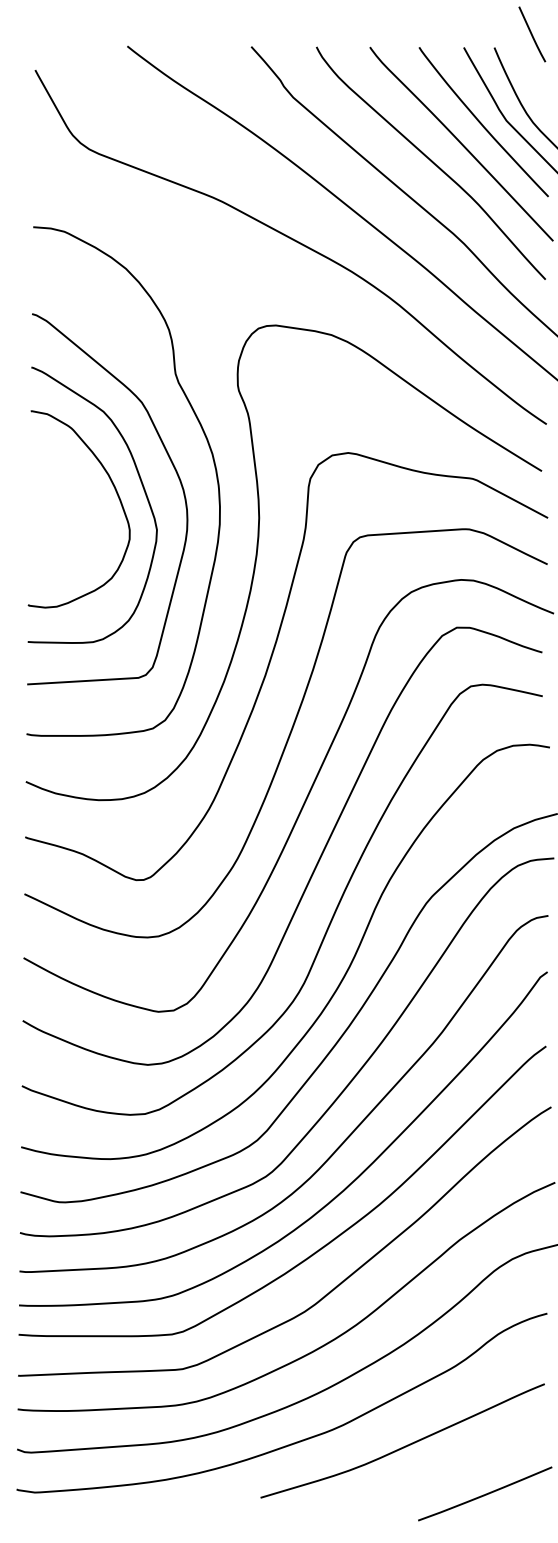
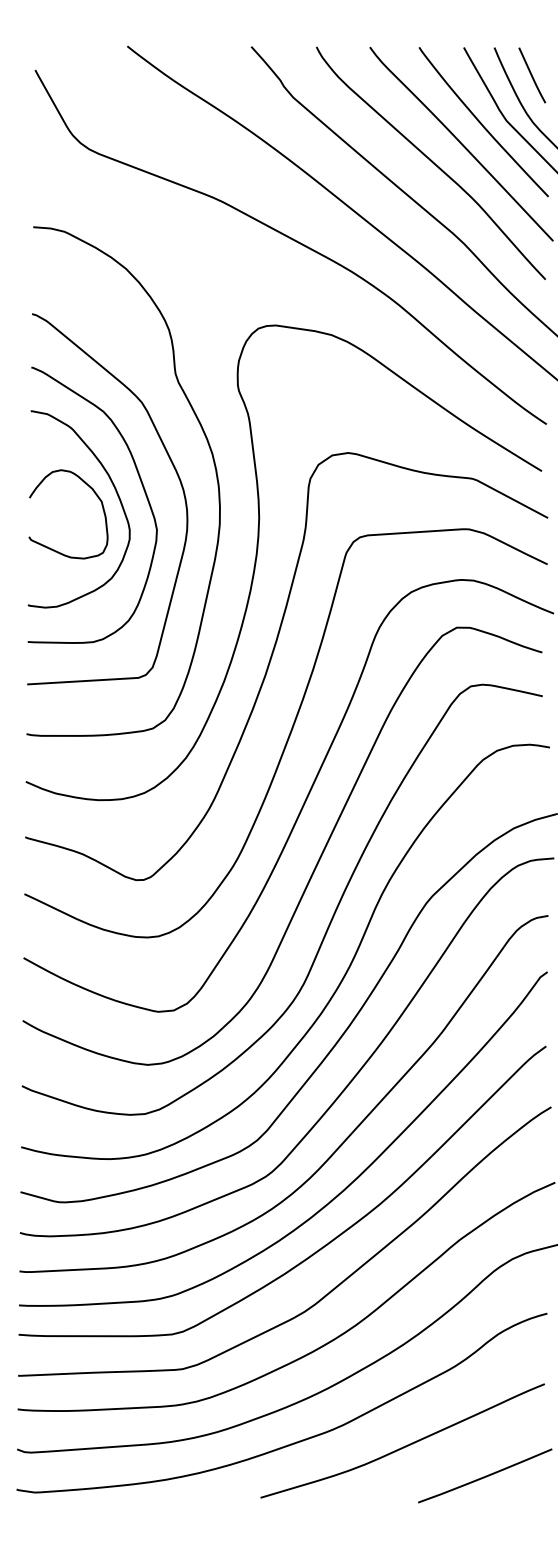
line position: (532, 34) -> (532, 75) (532, 75)
curve: none -> present (96, 496)
curve position: (485, 1493) -> (485, 1475) (485, 1475)
